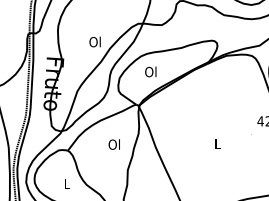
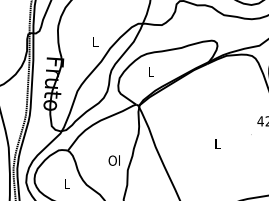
text: Ol -> L (94, 41)
text: Ol -> L (150, 71)
text position: (113, 144) -> (113, 160) (113, 160)
